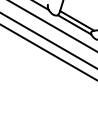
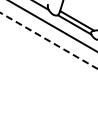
line: solid -> dashed (49, 40)
line: present -> none (48, 52)
